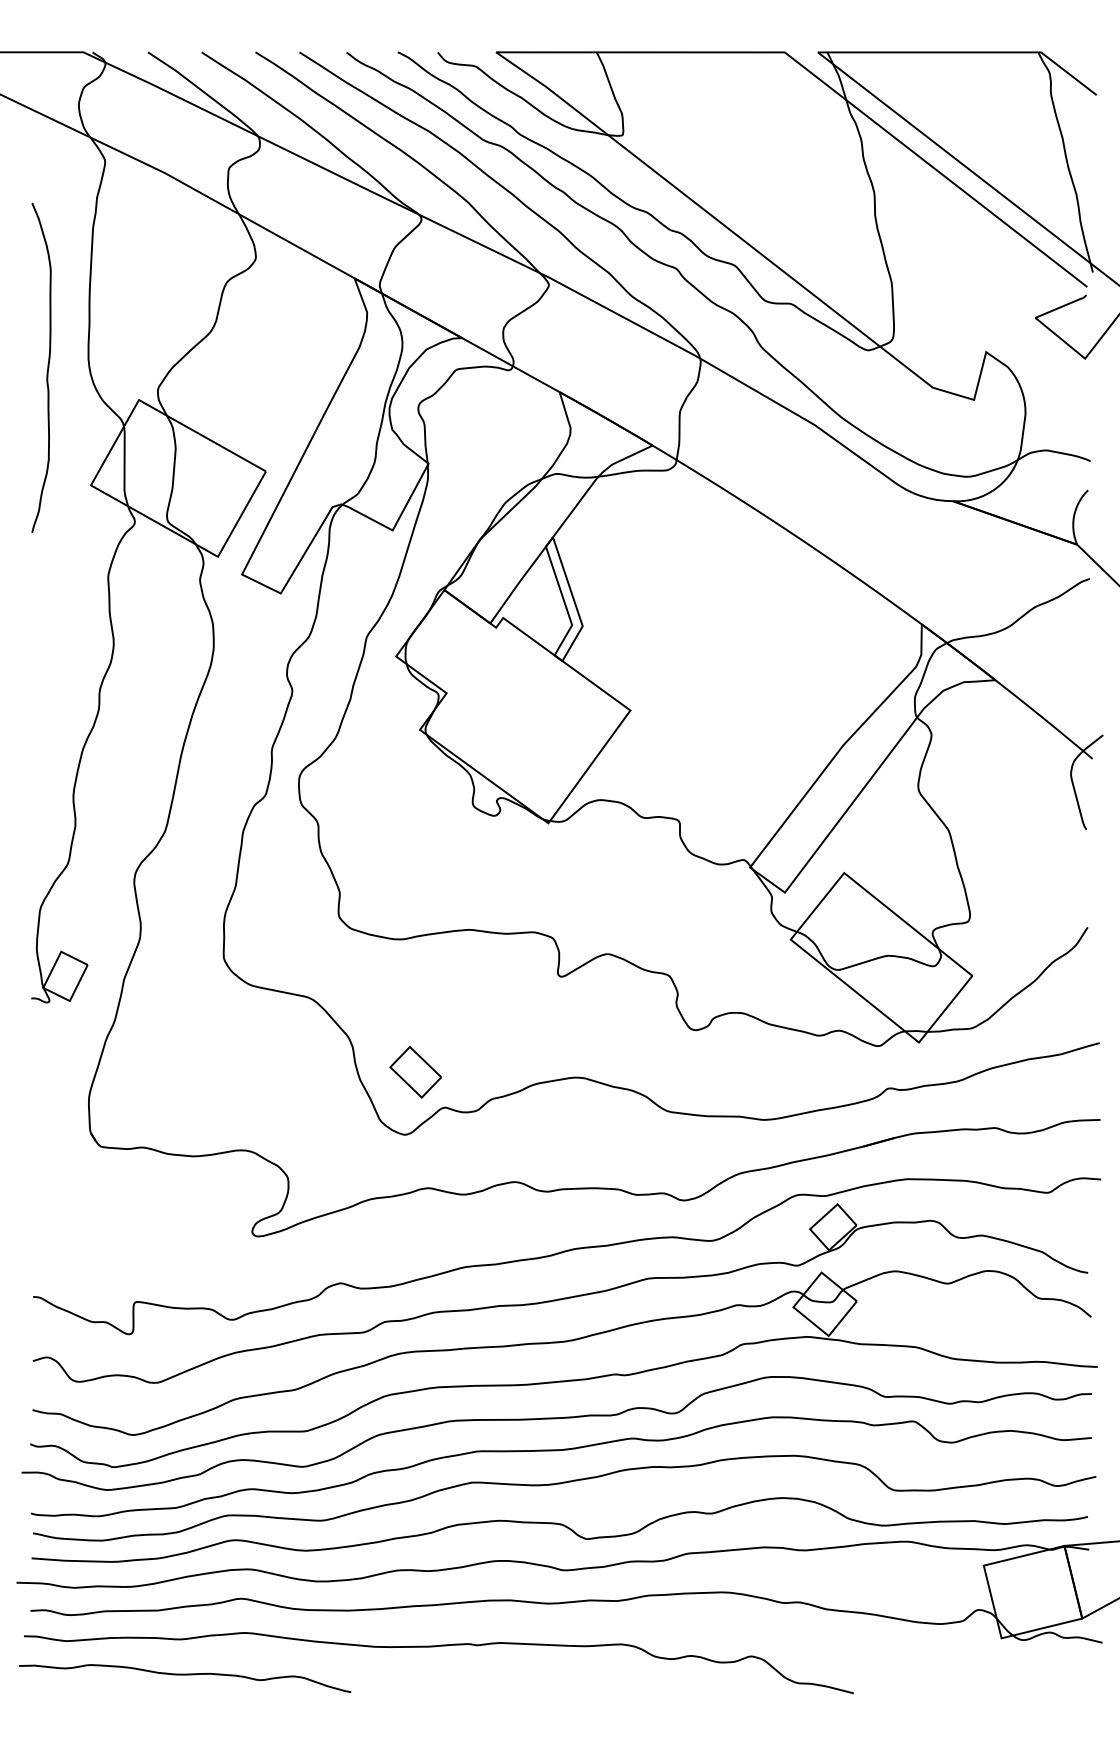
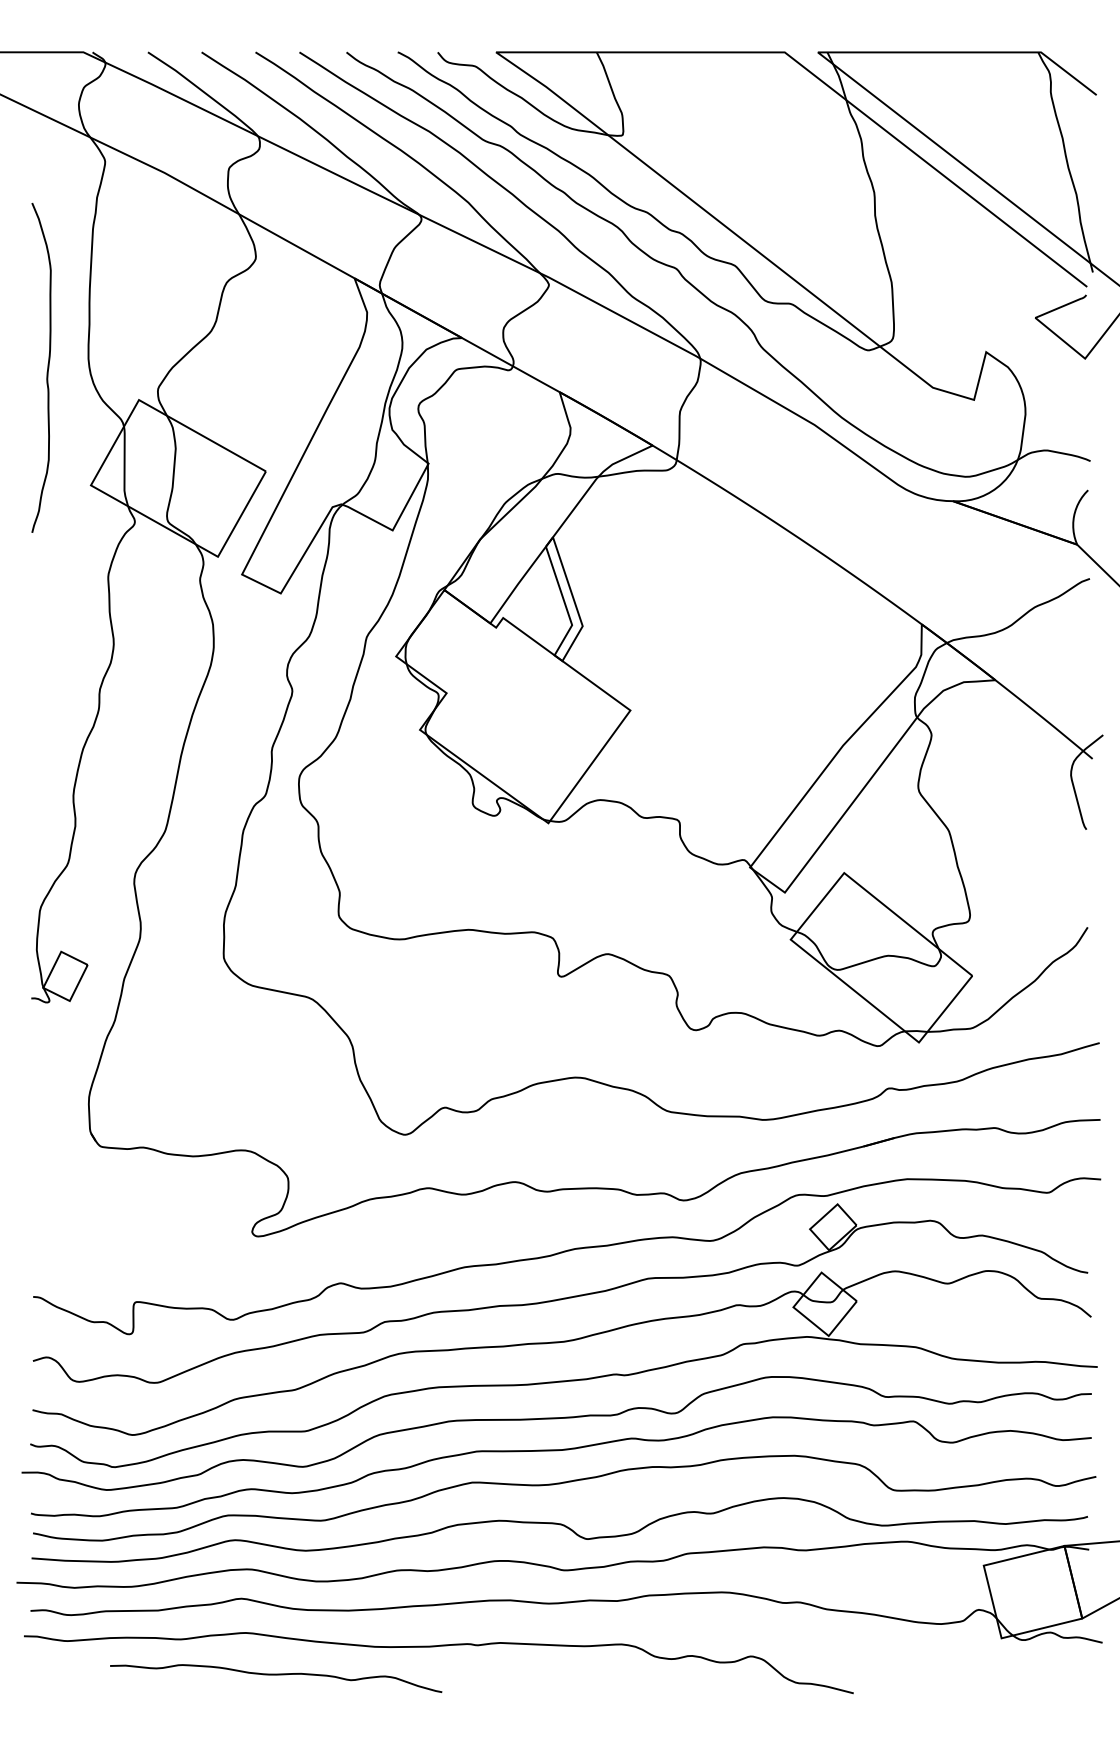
part: present -> none (415, 1072)
curve position: (185, 1675) -> (276, 1675) (276, 1675)
